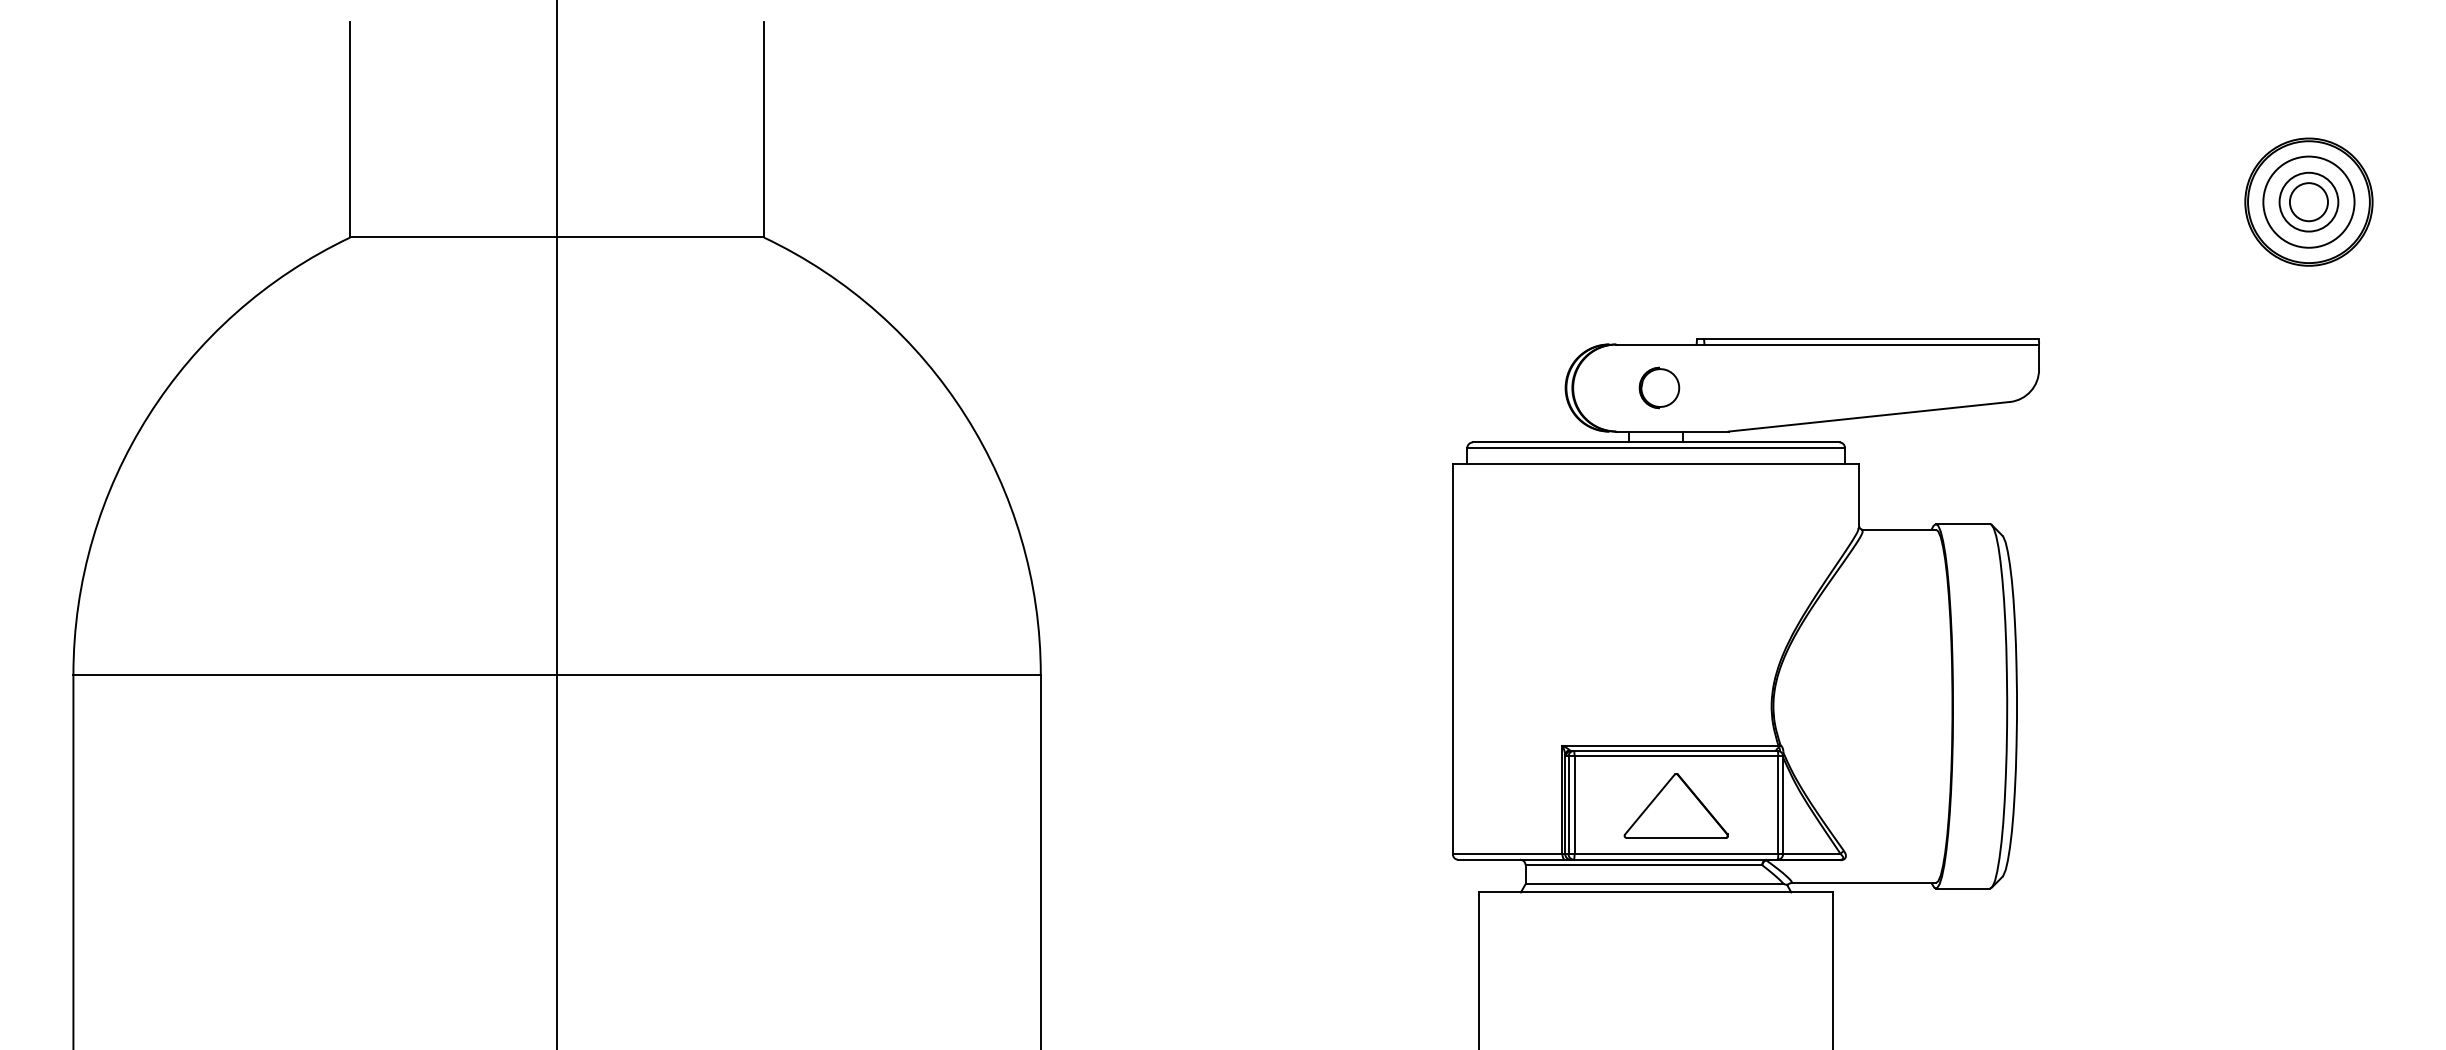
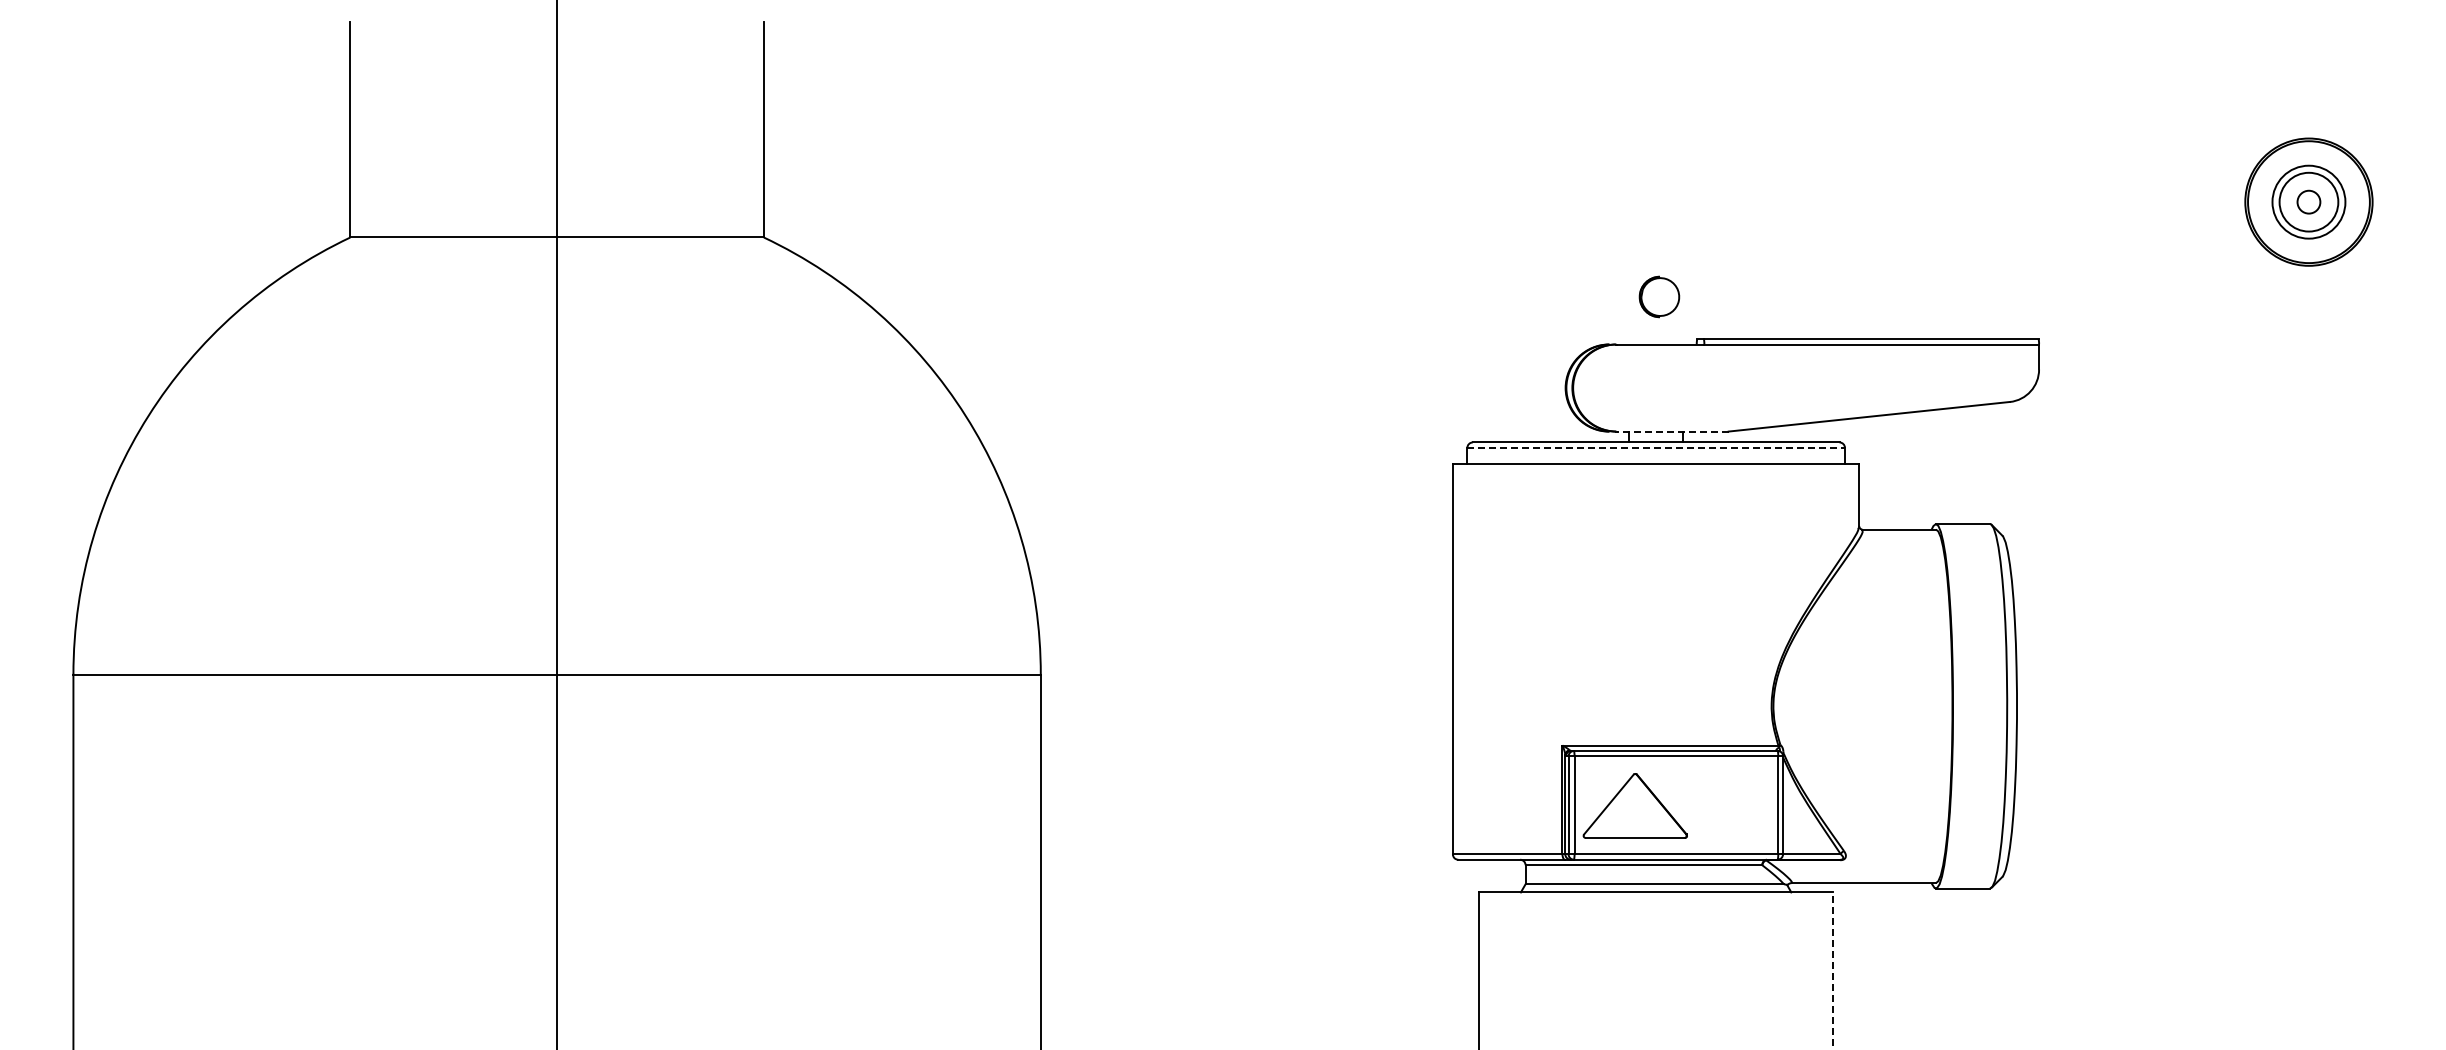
circle diameter: 91 px -> 73 px (2308, 201)
circle diameter: 38 px -> 23 px (2308, 201)
part position: (1659, 387) -> (1659, 296) (1659, 296)
line: solid -> dashed (1672, 431)
line: solid -> dashed (1656, 447)
part position: (1675, 805) -> (1634, 805) (1634, 805)
line: solid -> dashed (1833, 970)
